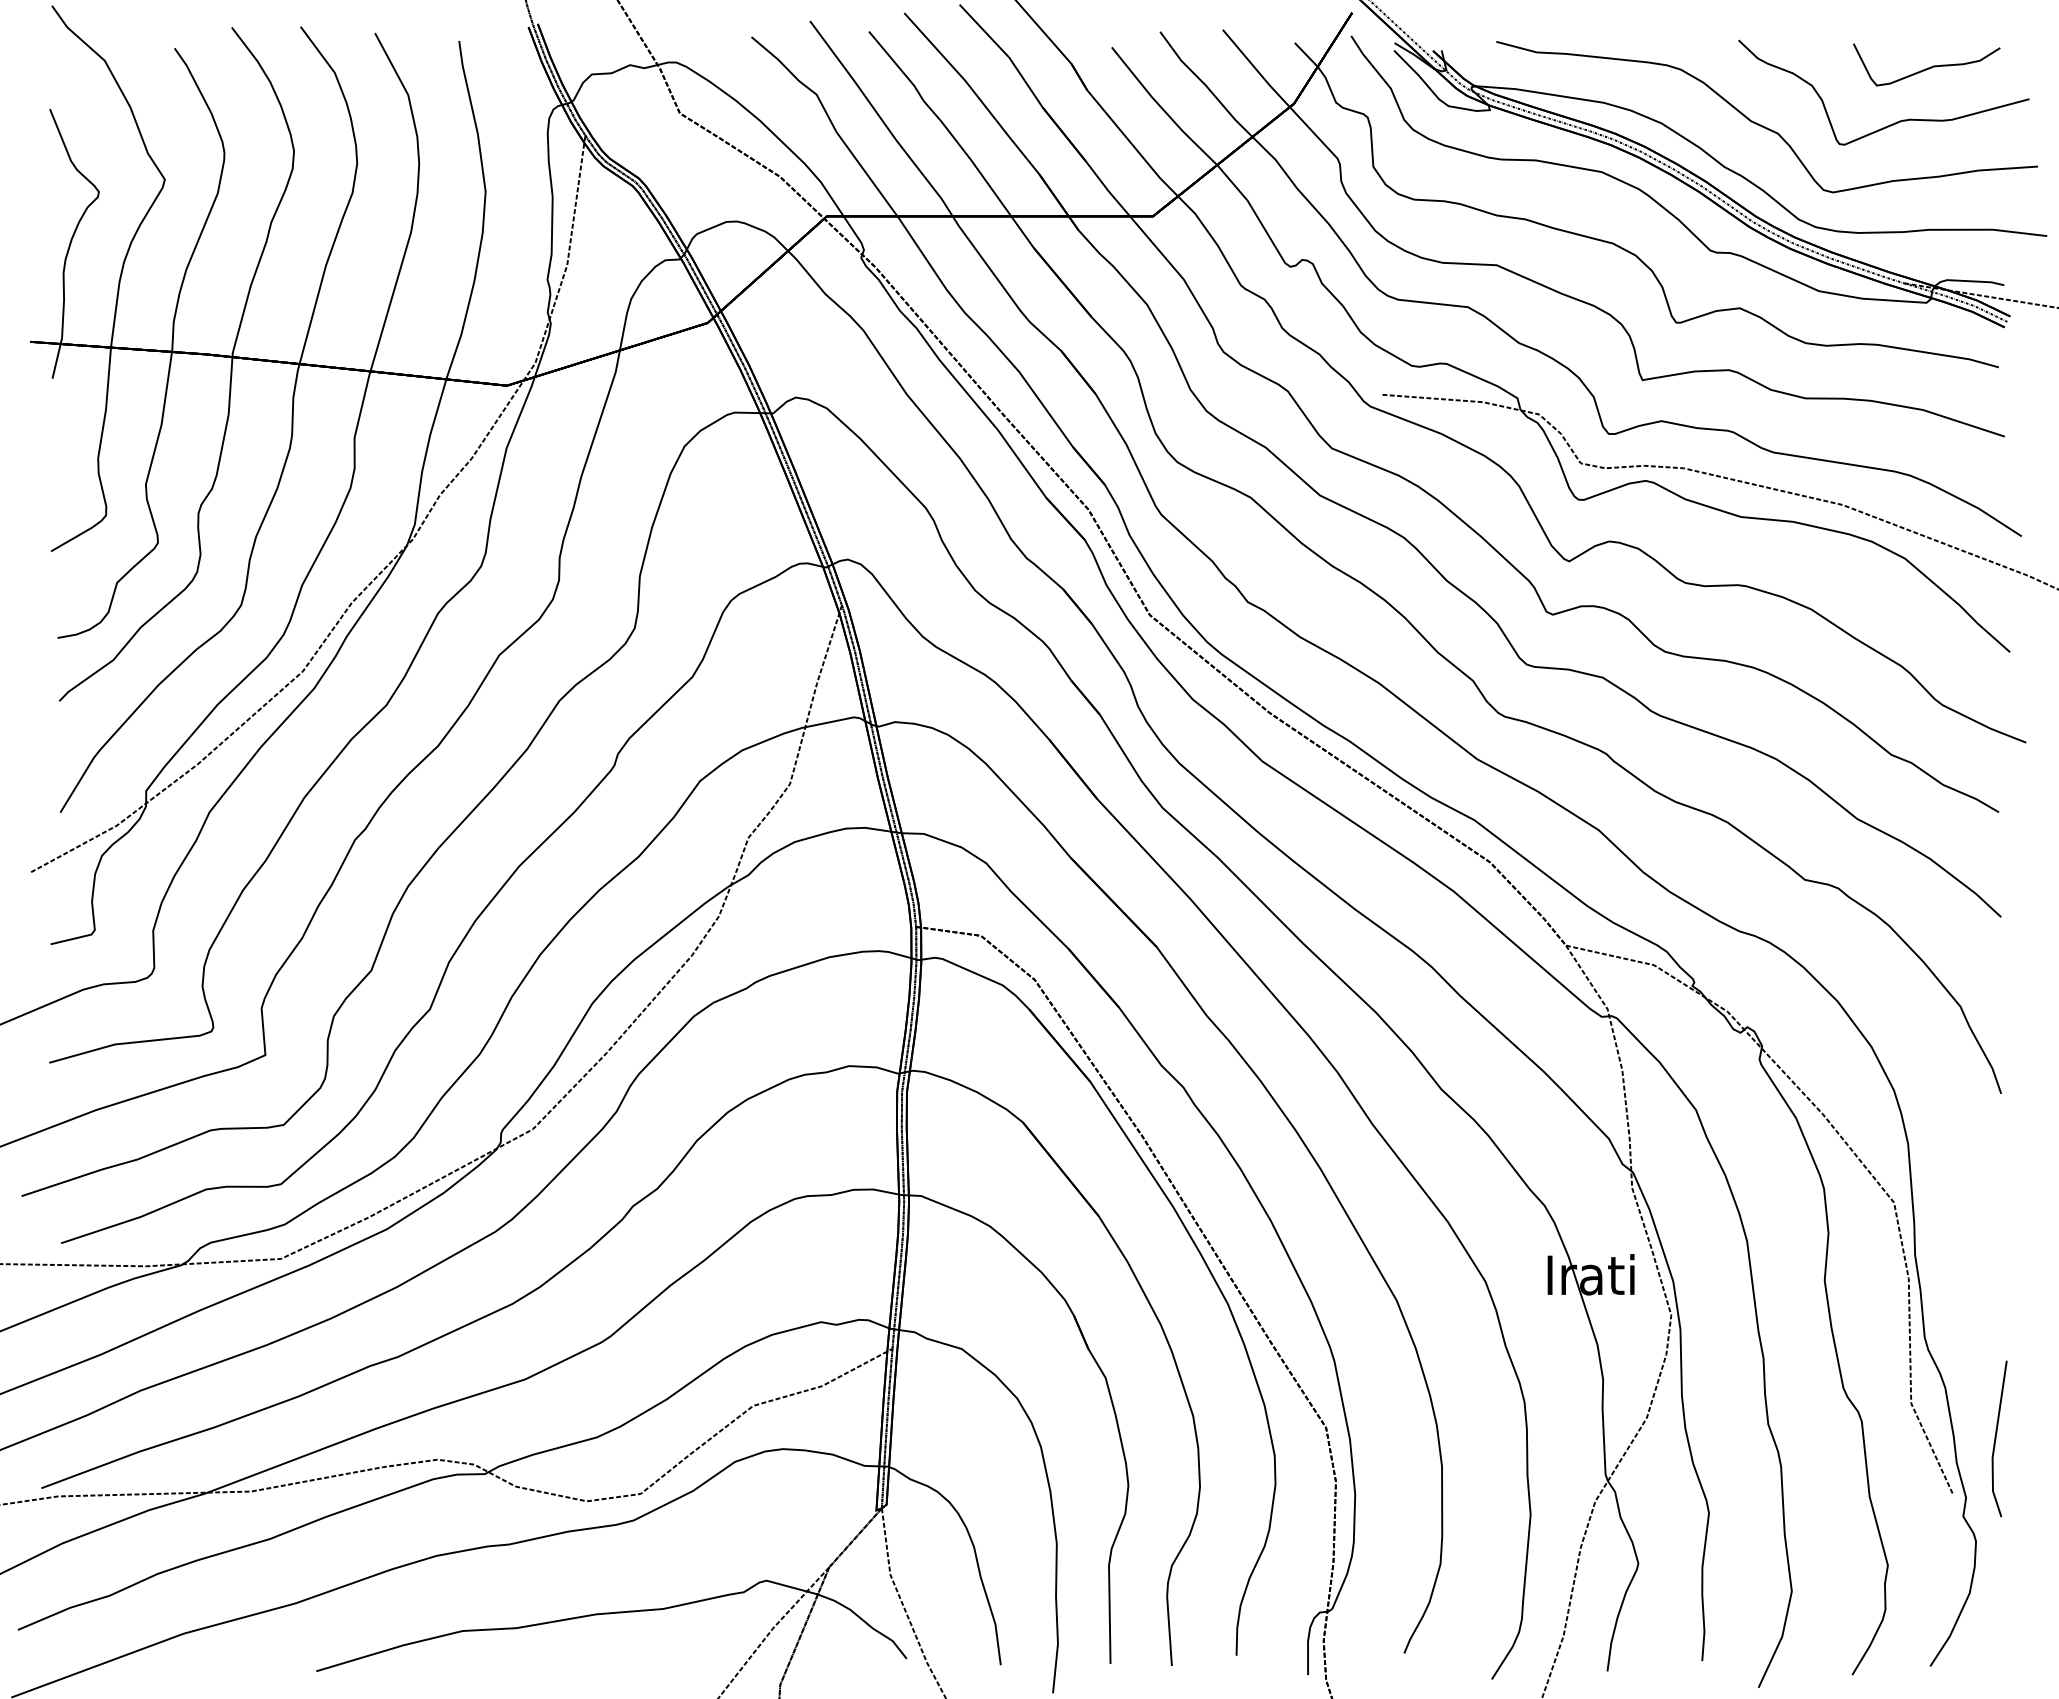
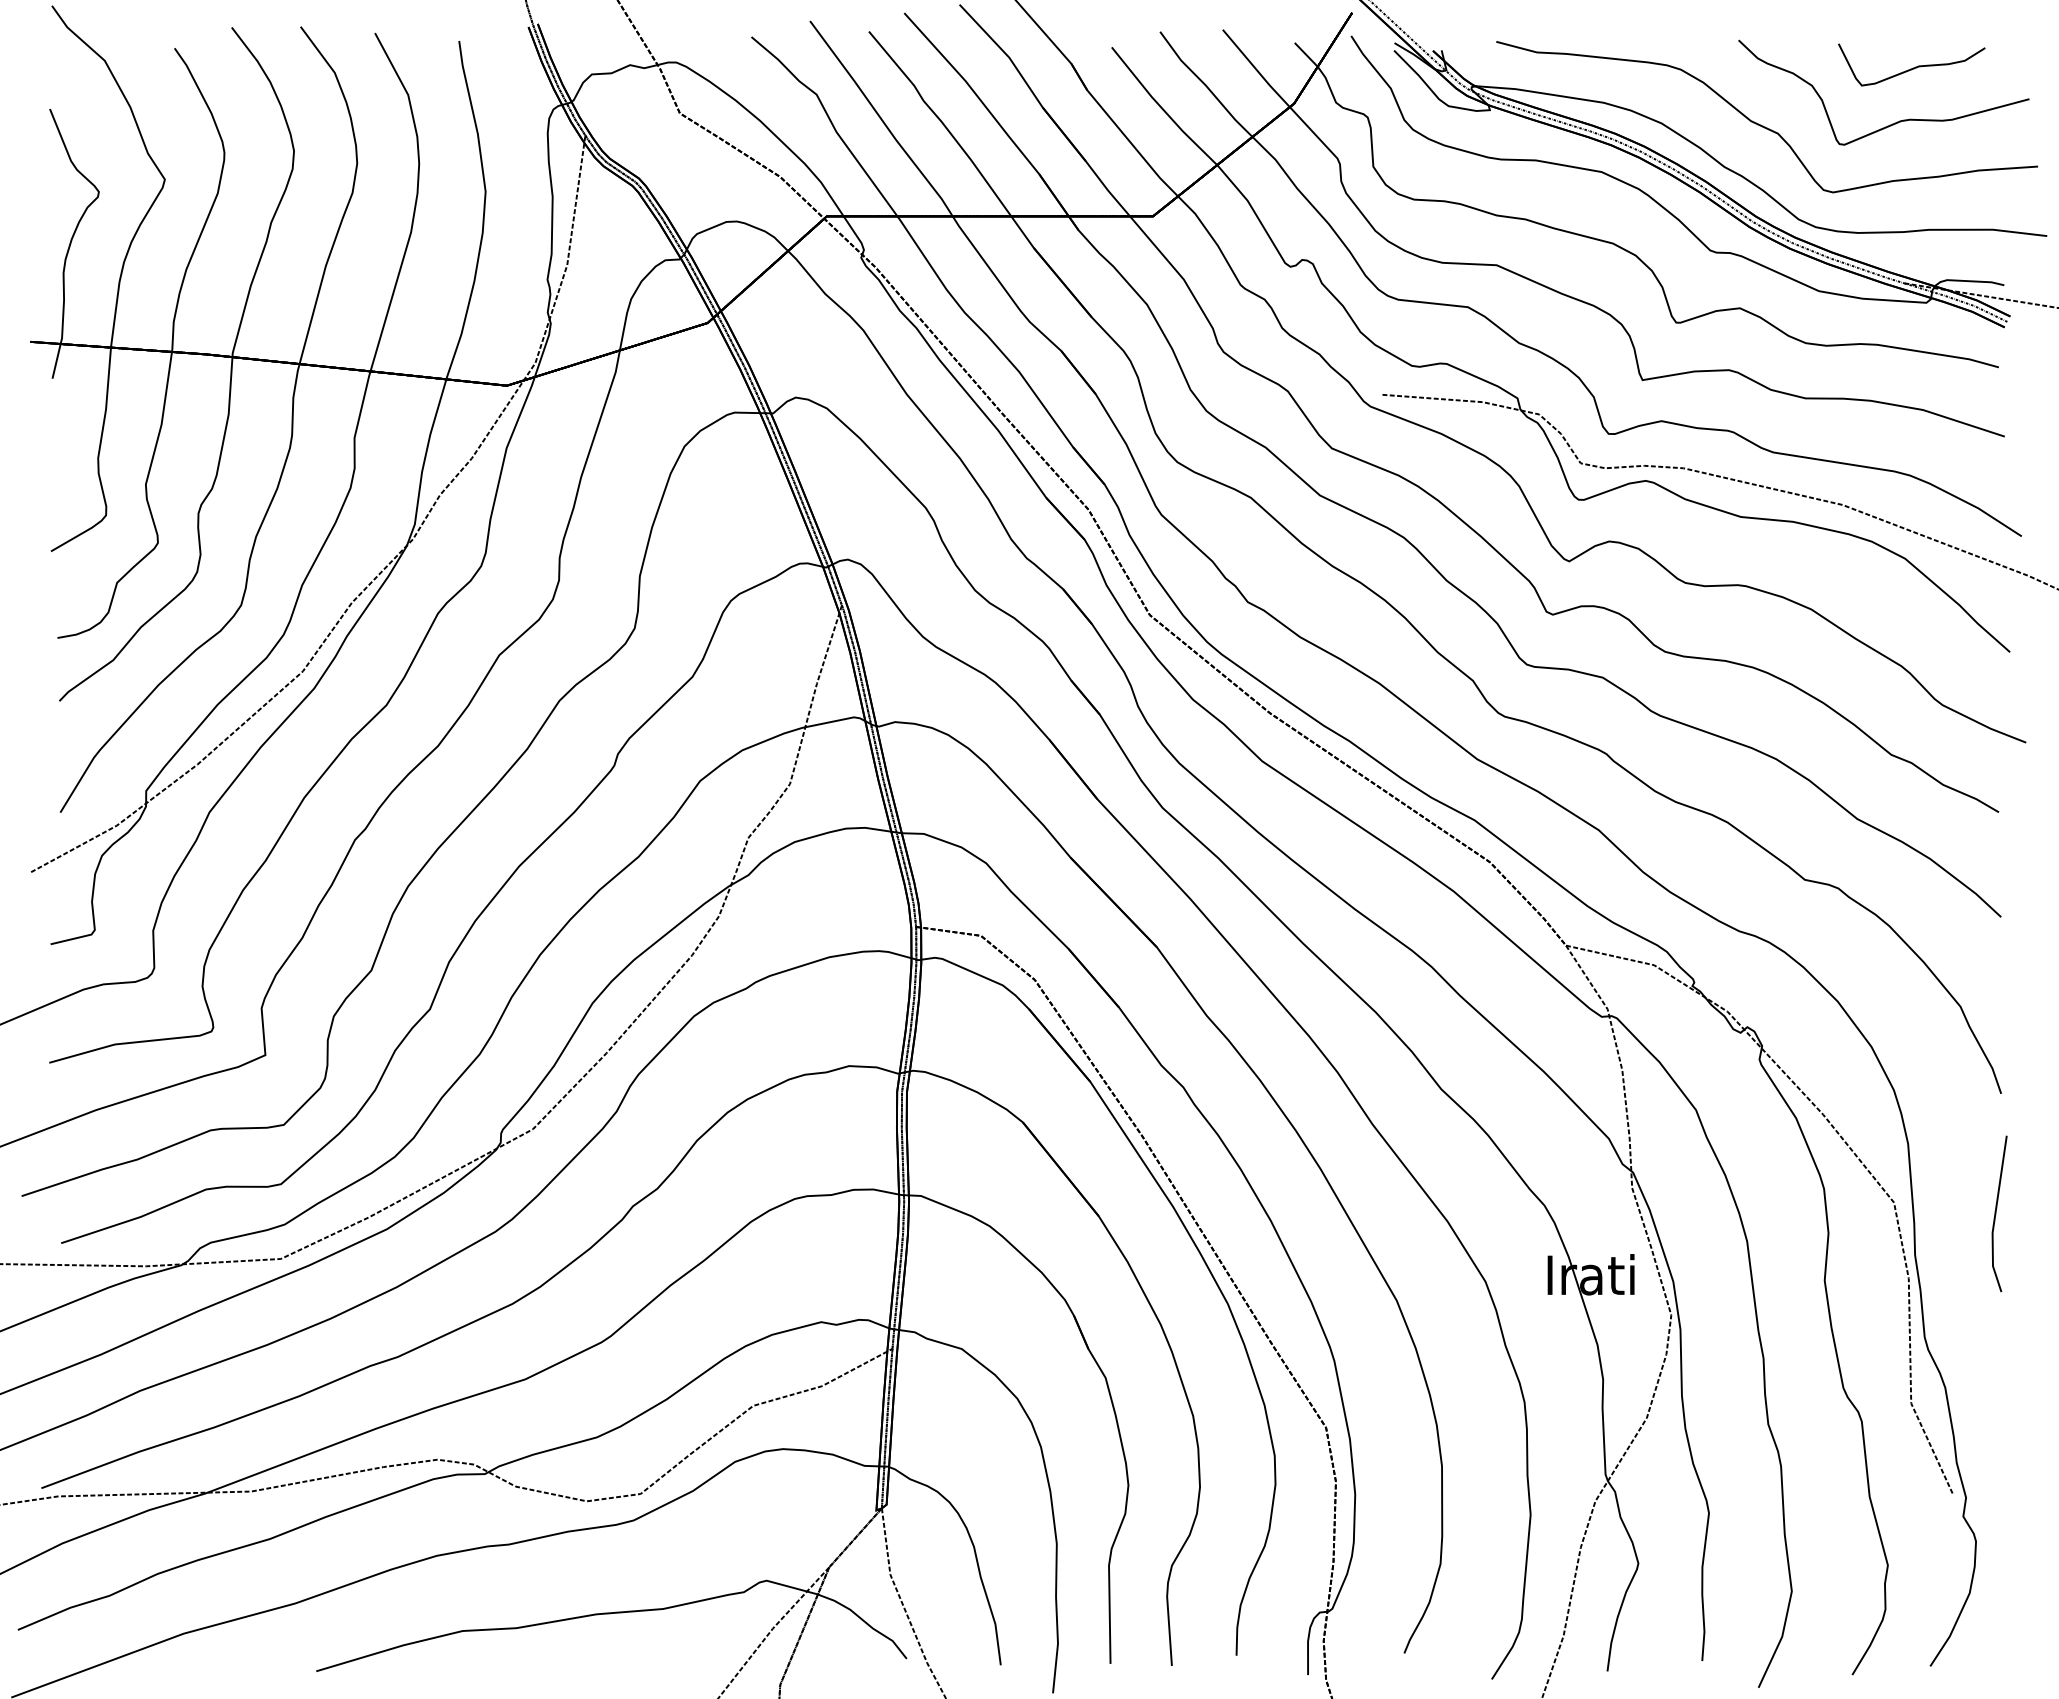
part position: (1926, 64) -> (1911, 64) (1911, 64)
line position: (1996, 1438) -> (1996, 1213) (1996, 1213)
